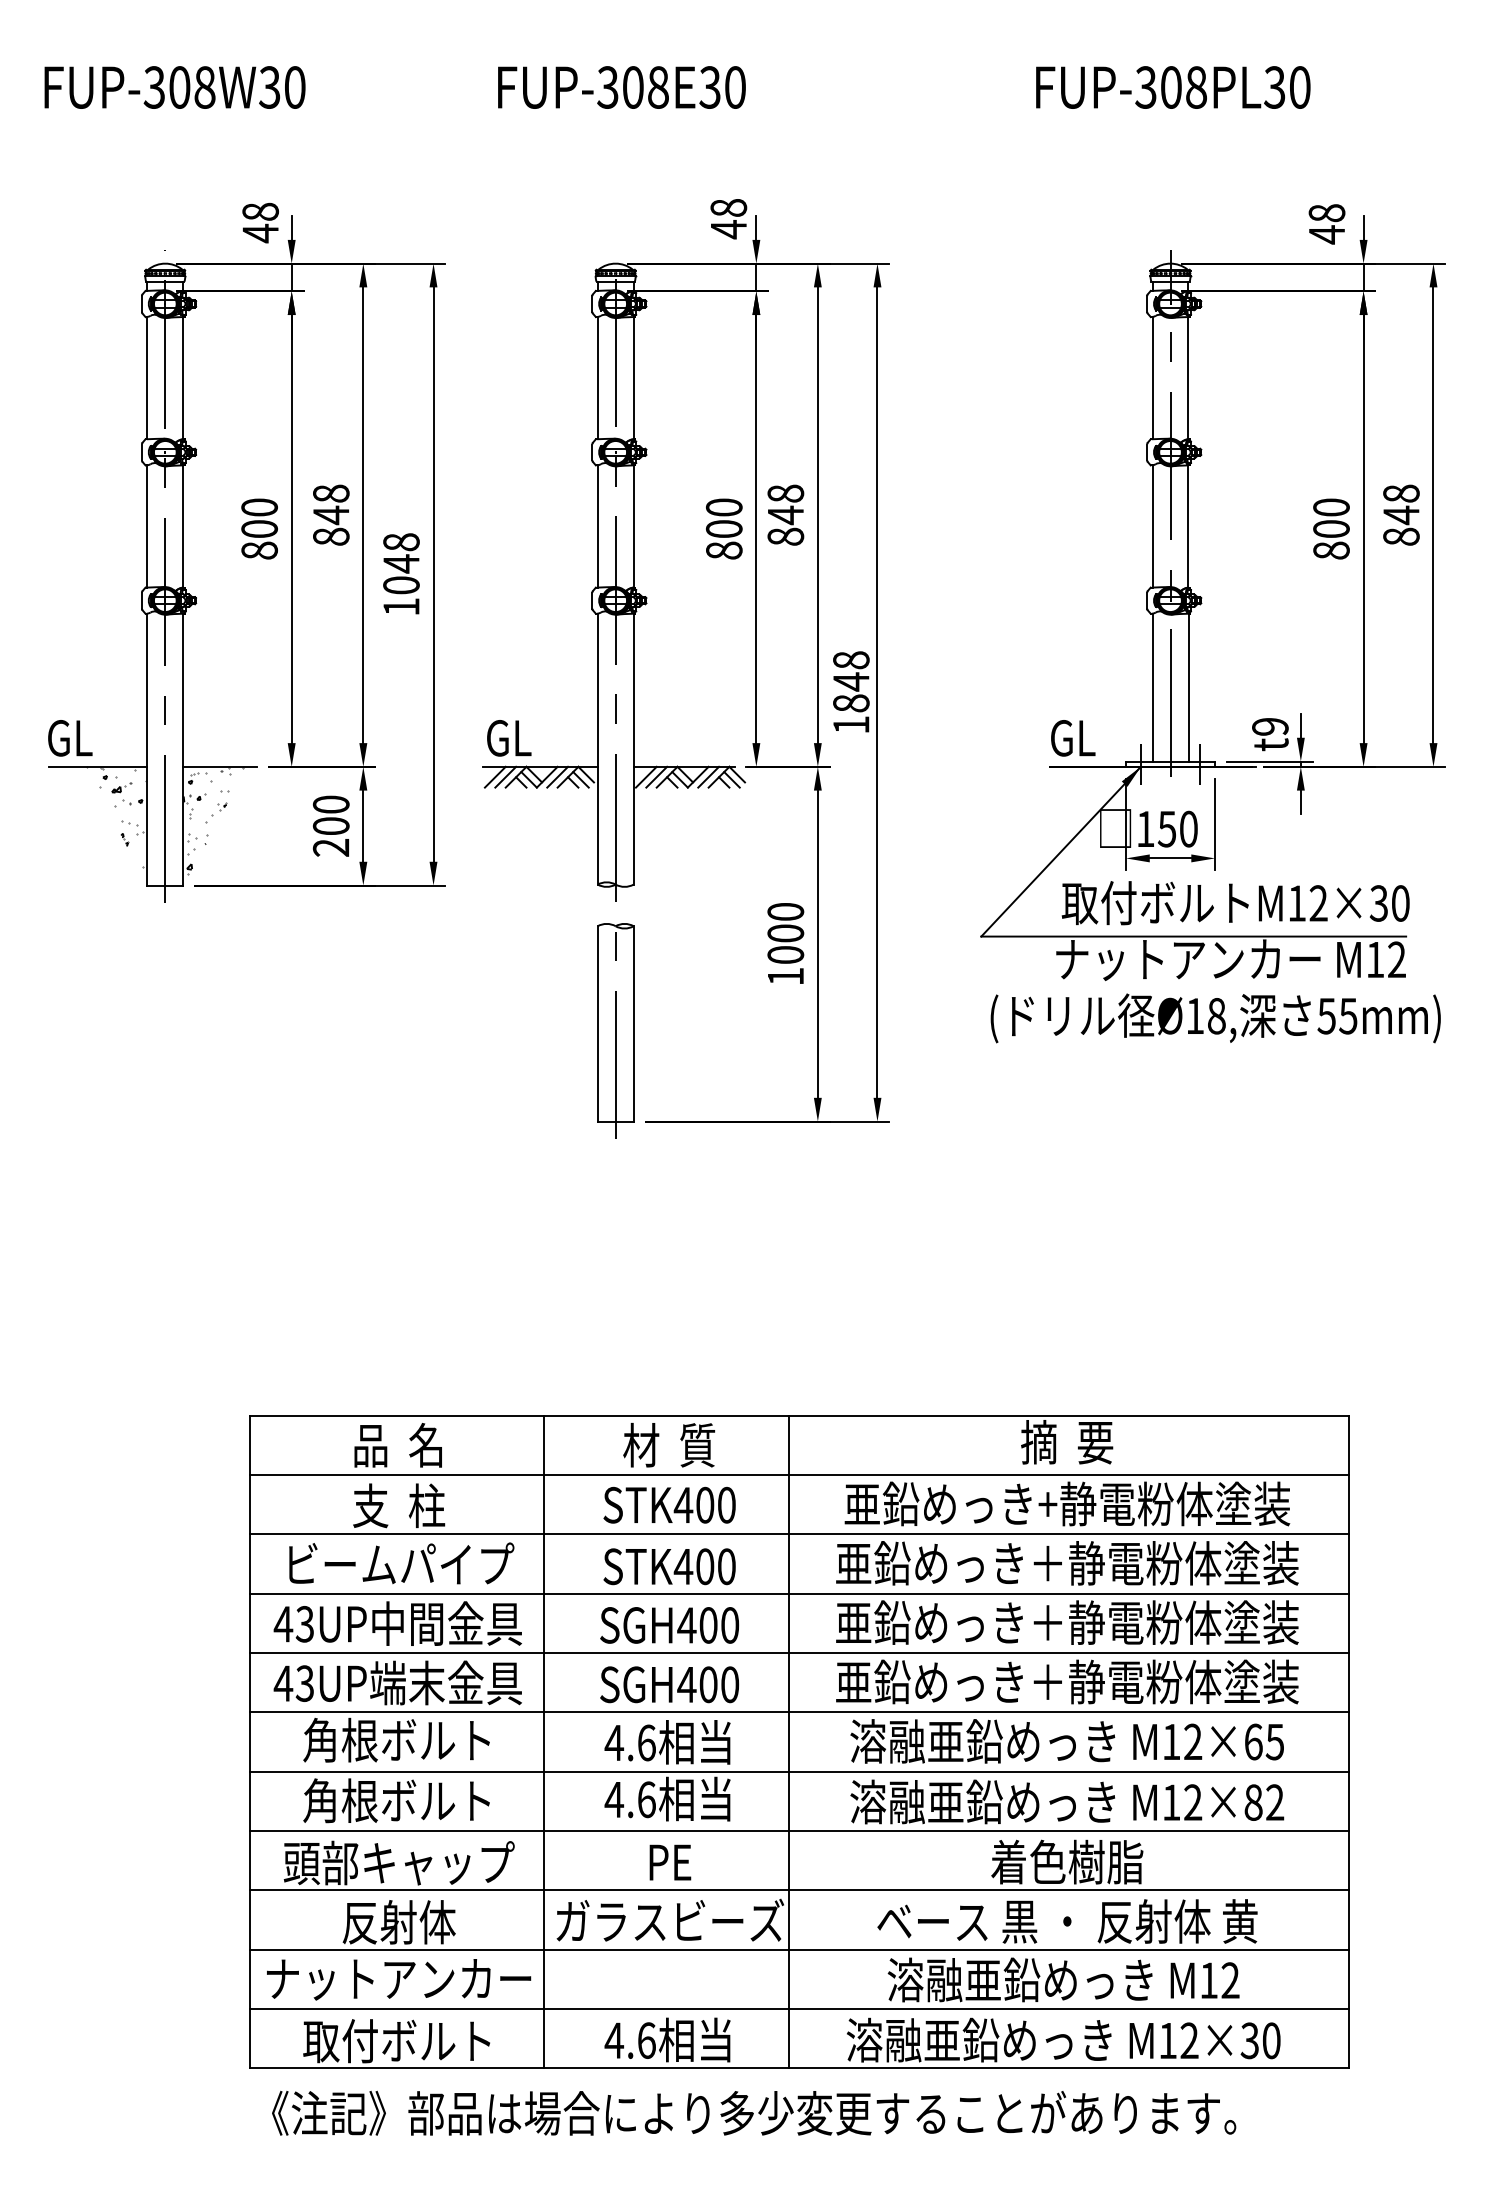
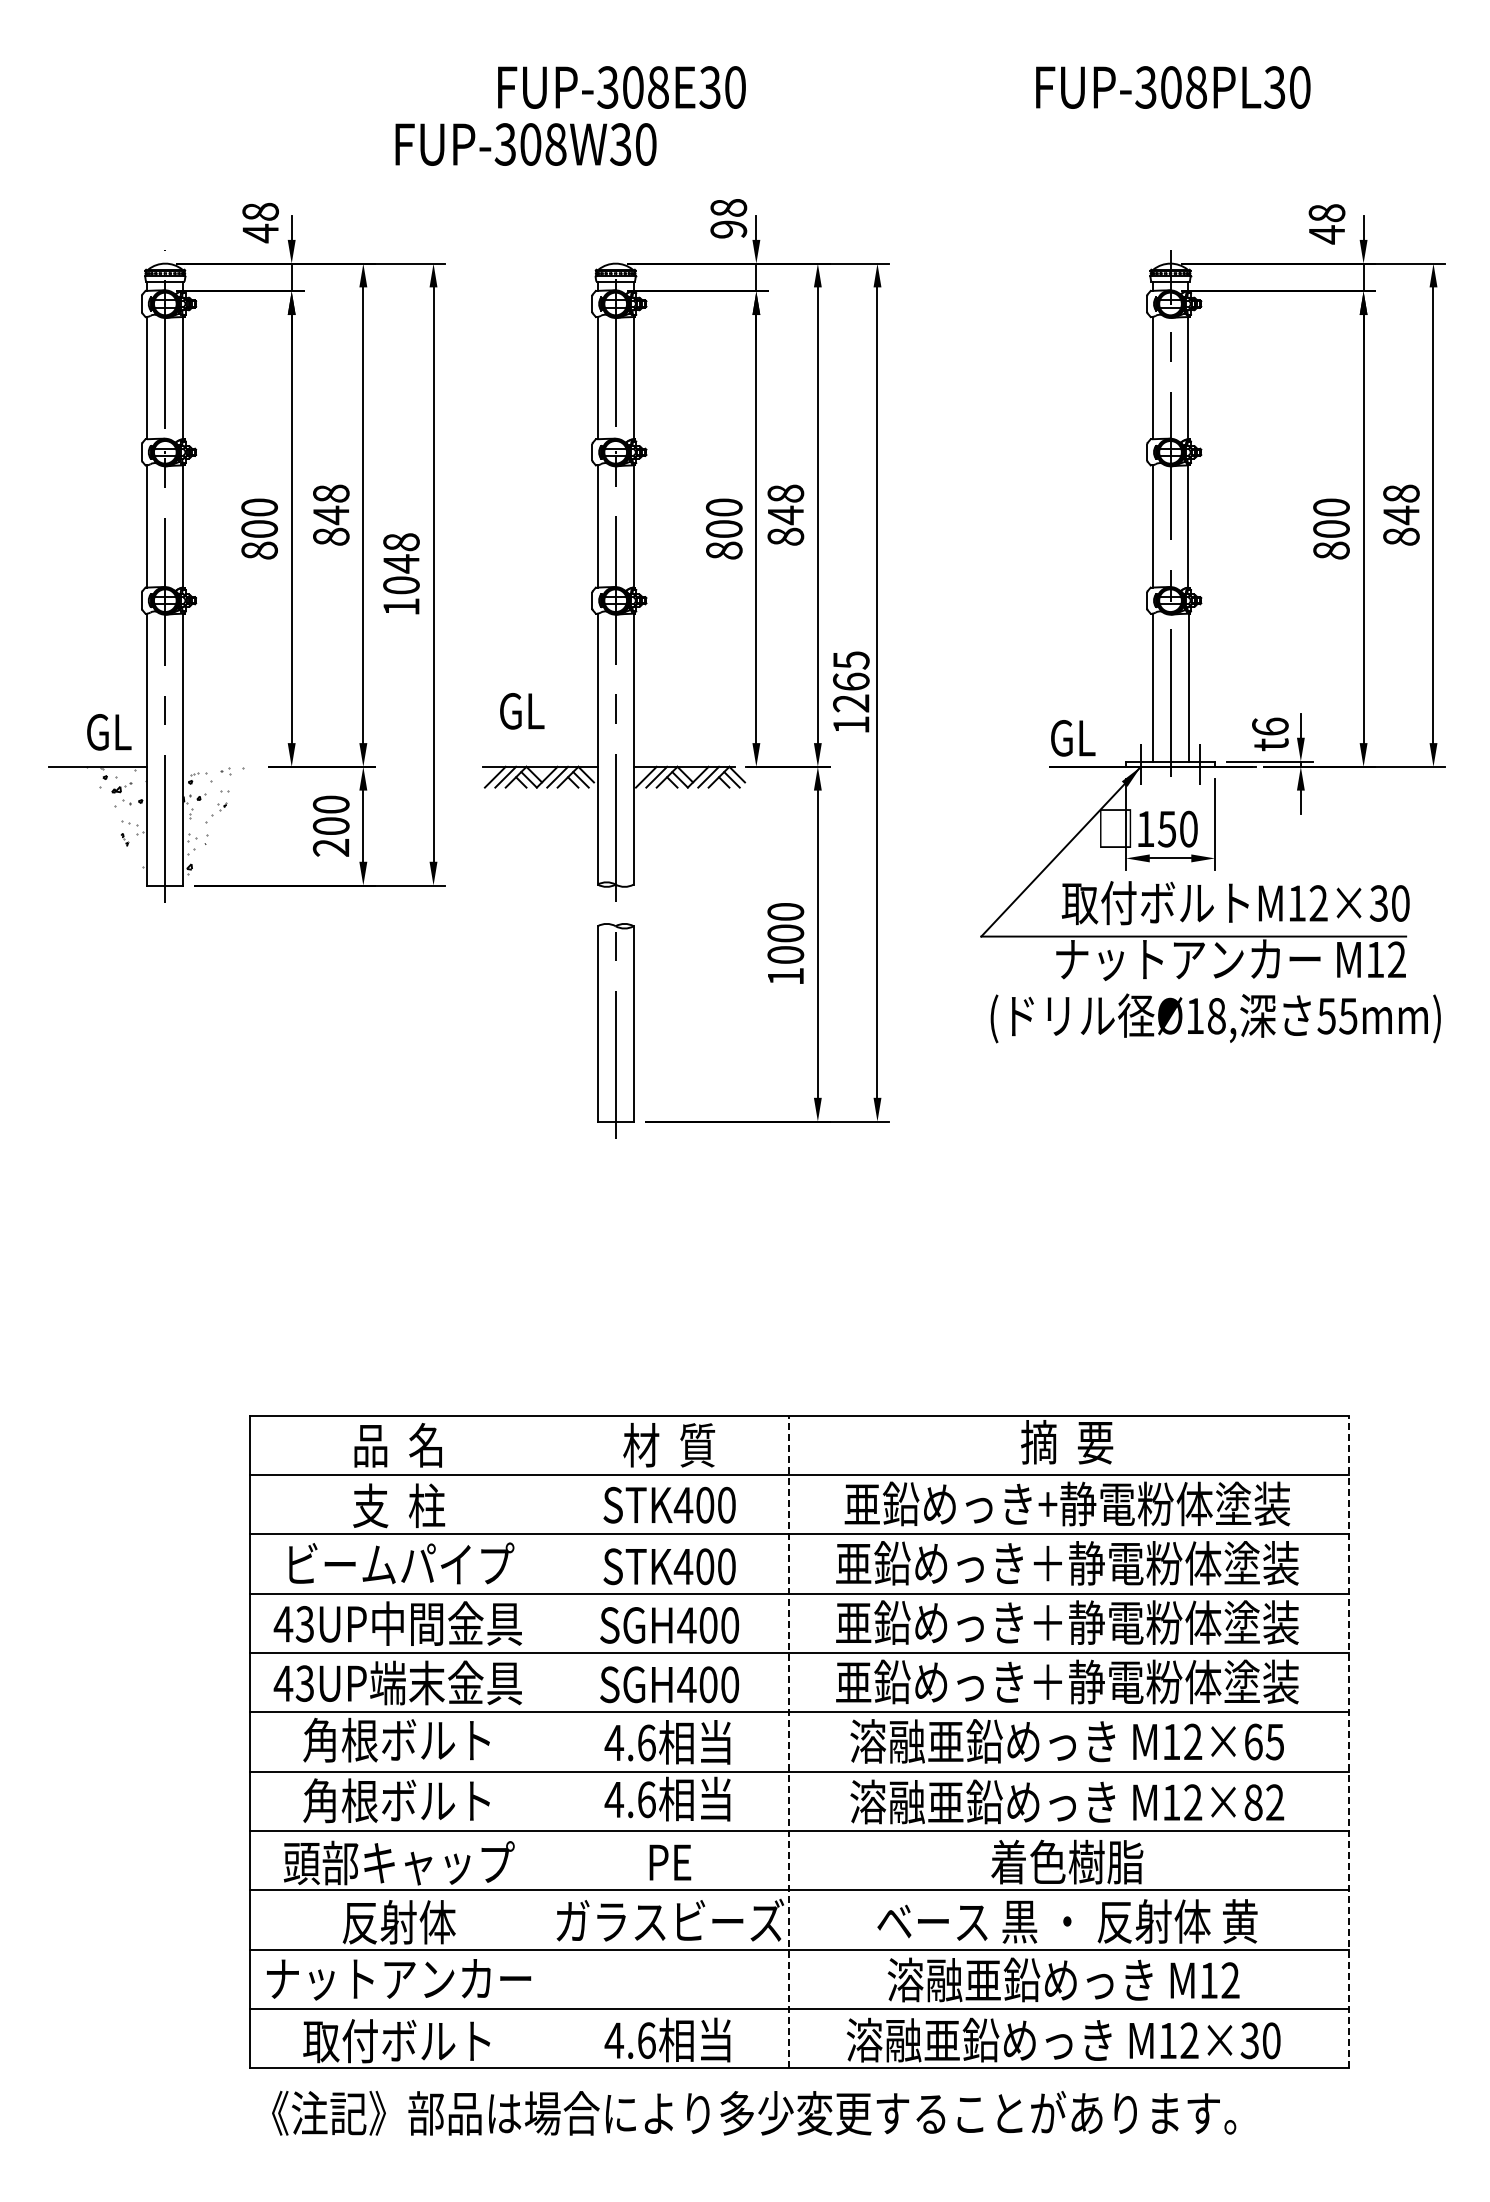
text position: (174, 87) -> (525, 144) (525, 144)
text: 48 -> 98 (728, 229)
text: 1848 -> 1265 (851, 681)
text: t9 -> t6 (1270, 726)
text position: (70, 738) -> (109, 732) (109, 732)
text position: (509, 738) -> (522, 711) (522, 711)
line: present -> none (219, 766)
line: present -> none (544, 1741)
line: solid -> dashed (789, 1741)
line: solid -> dashed (1348, 1741)
